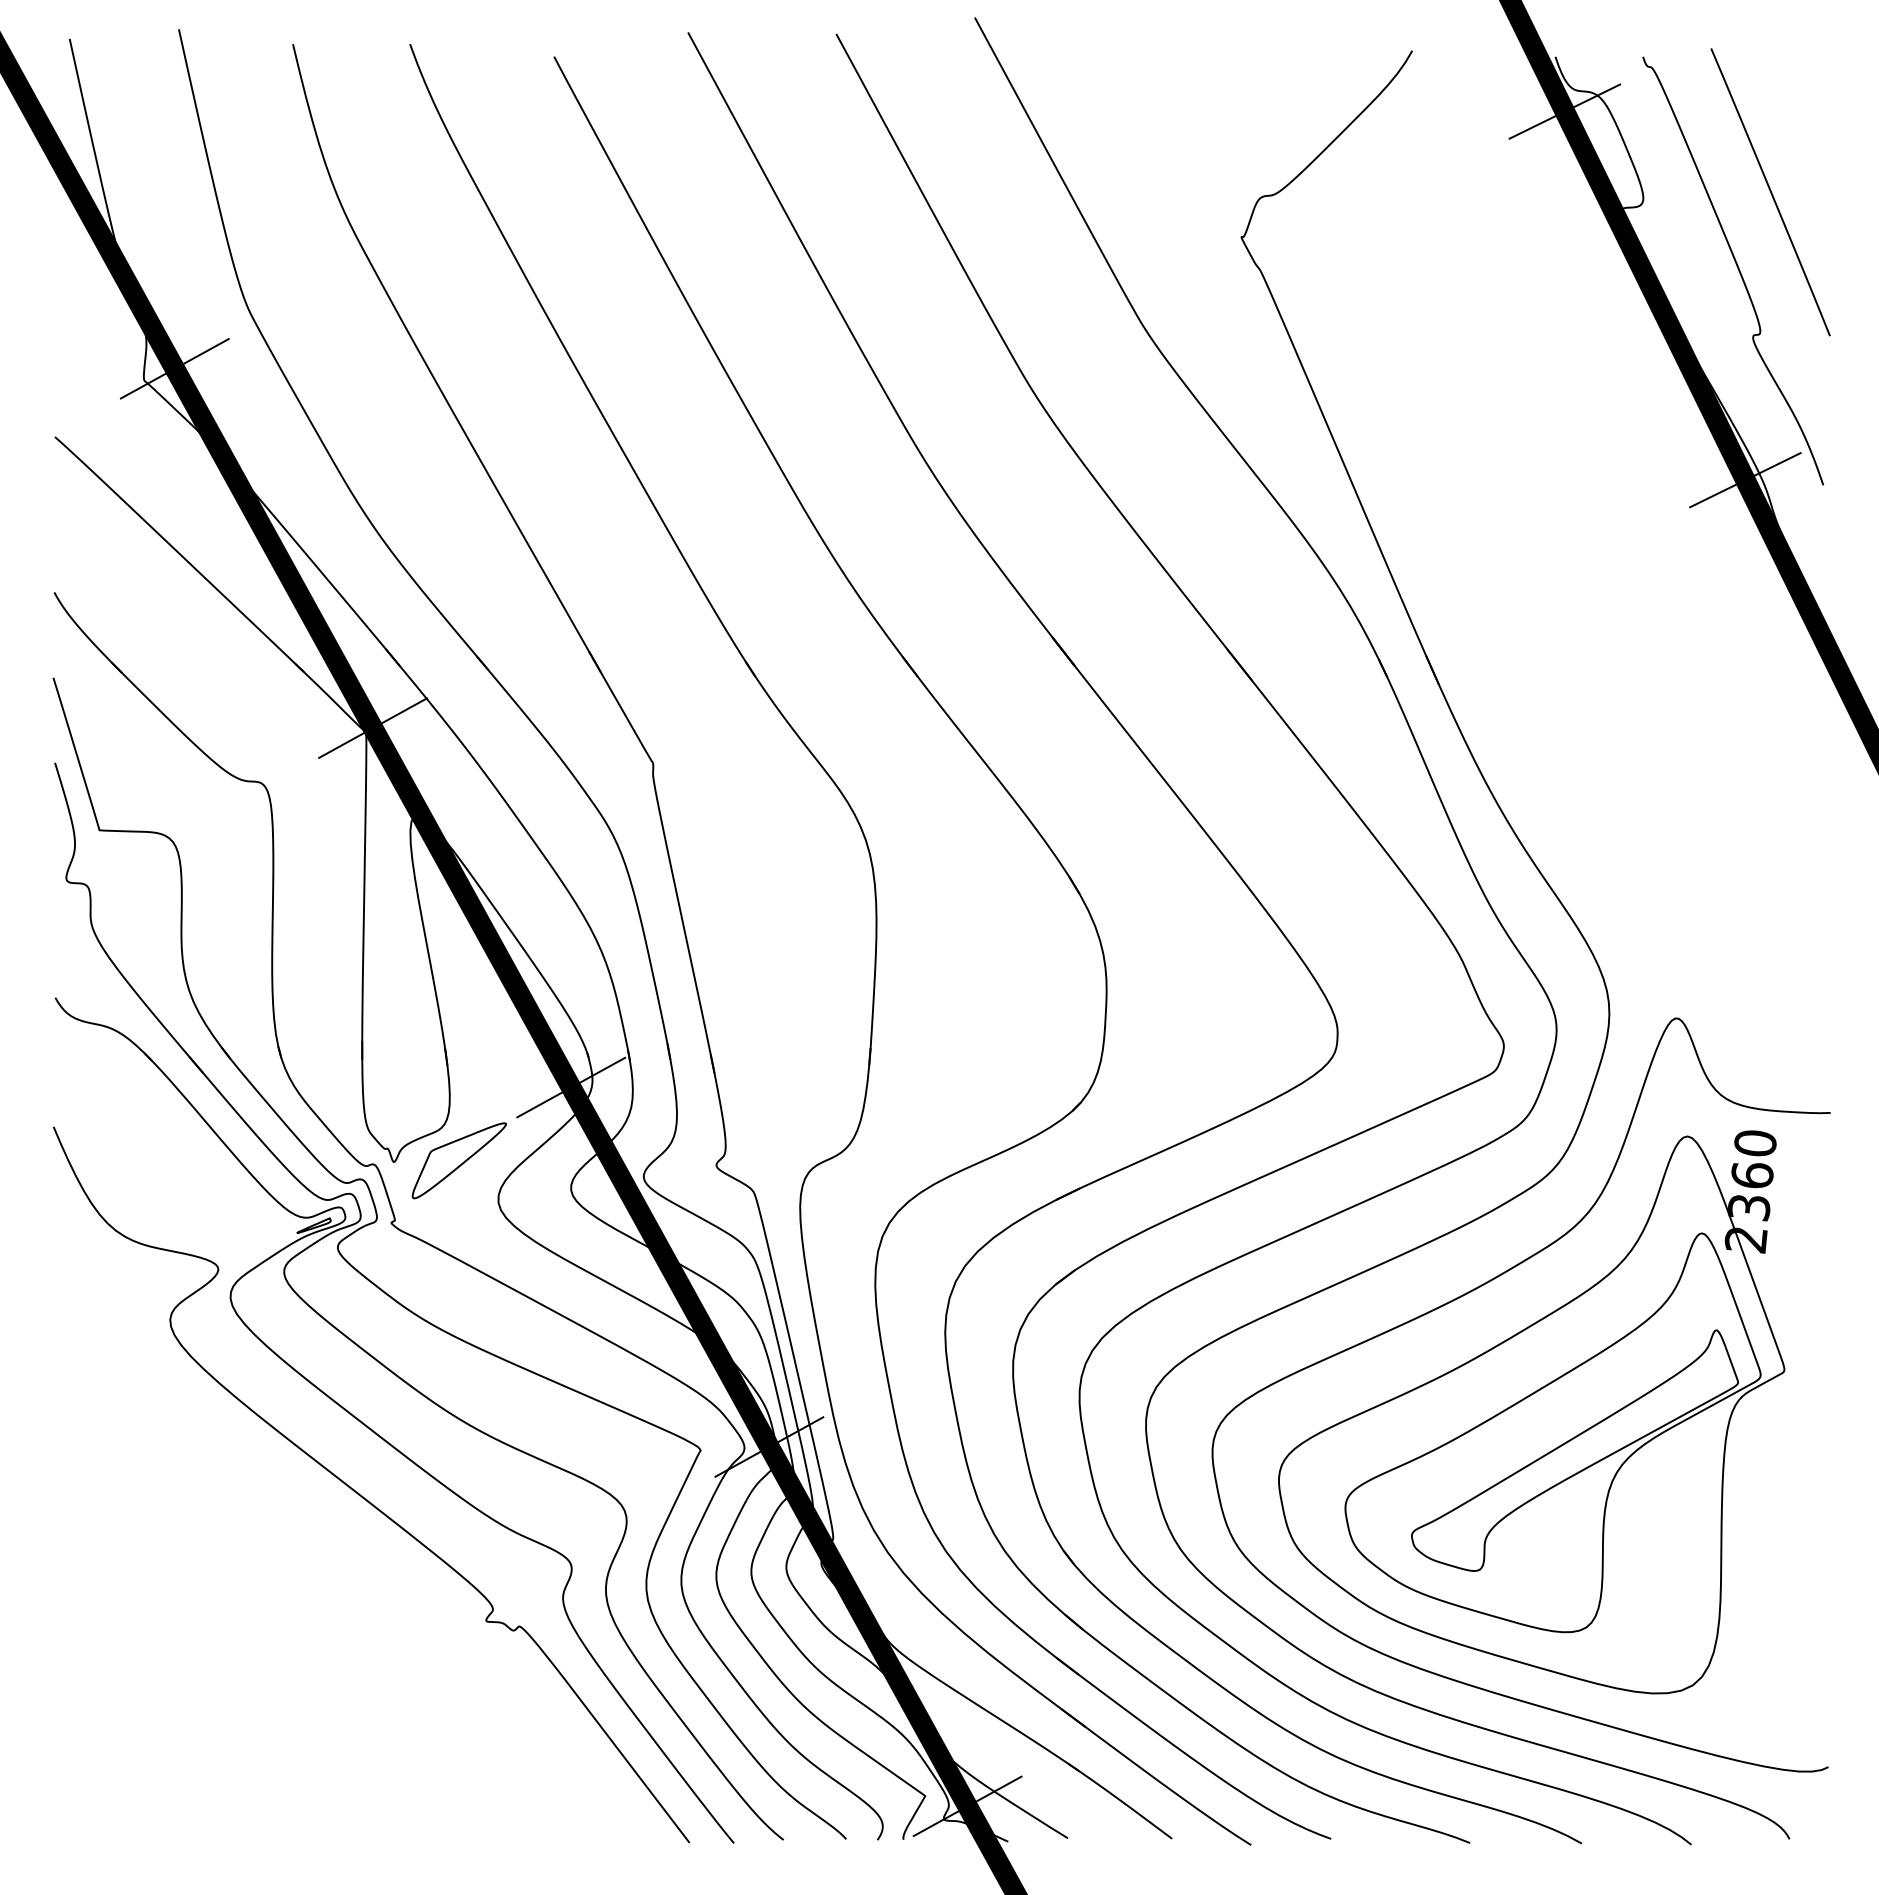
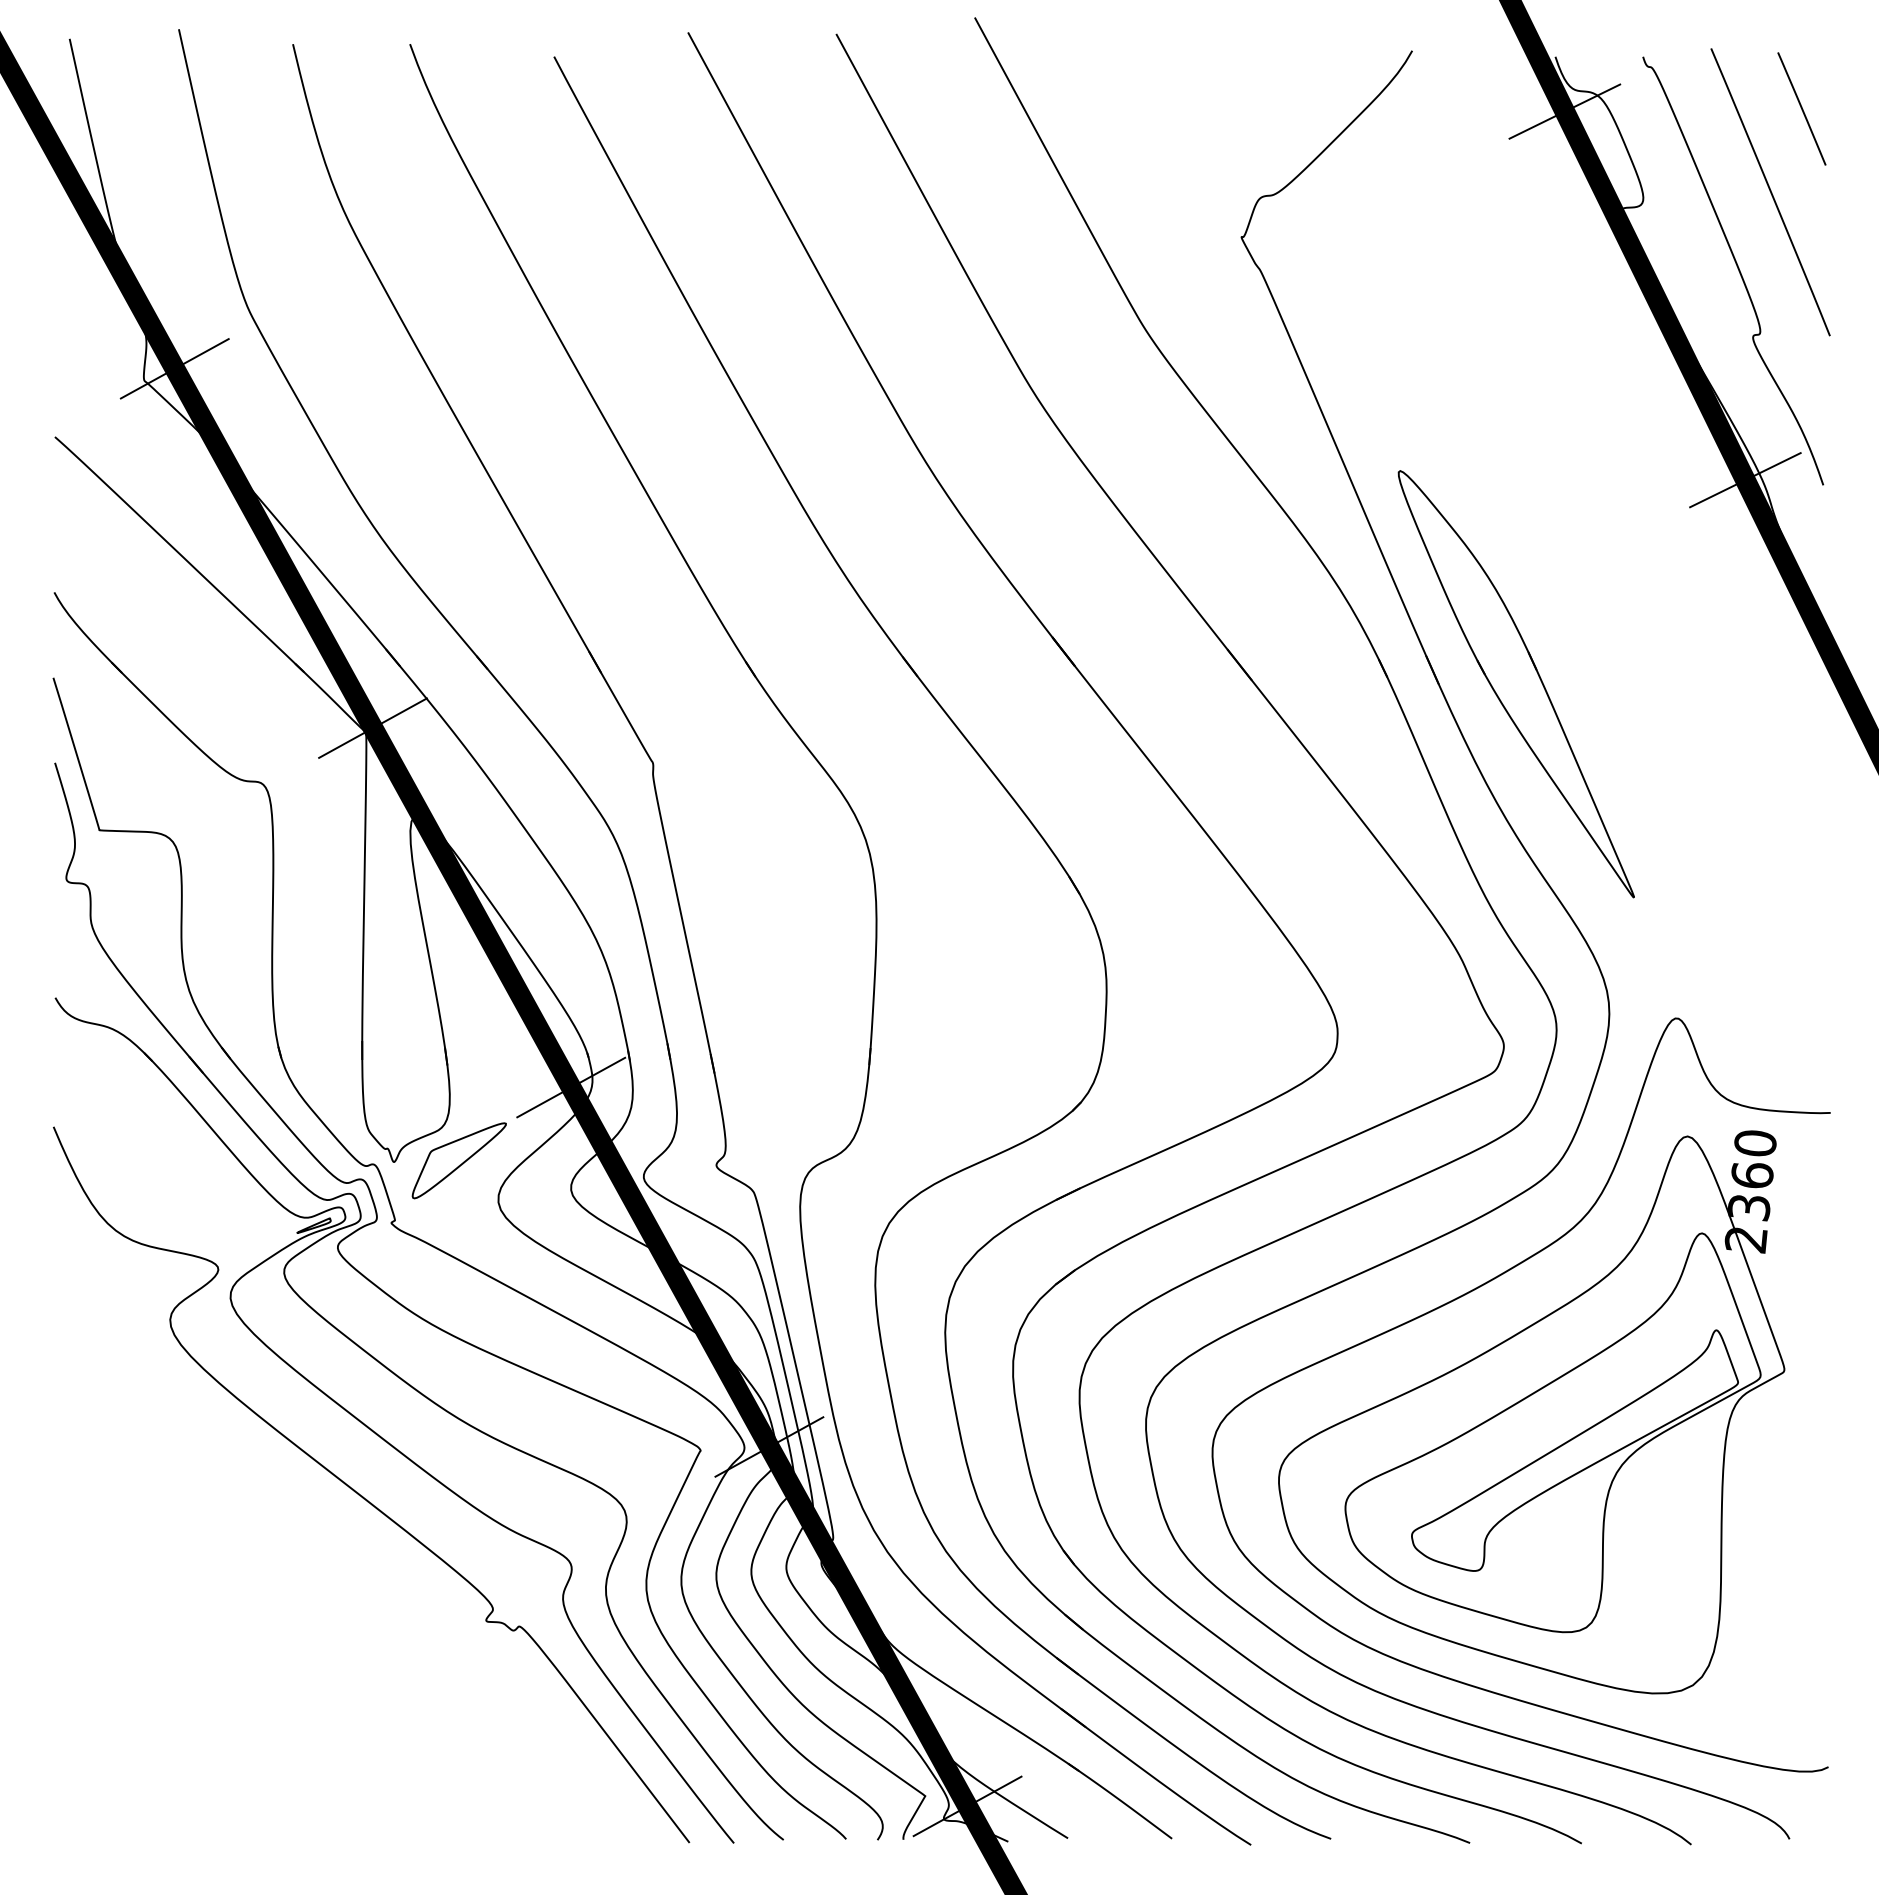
line: none -> present (1801, 108)
part: none -> present (1515, 684)
